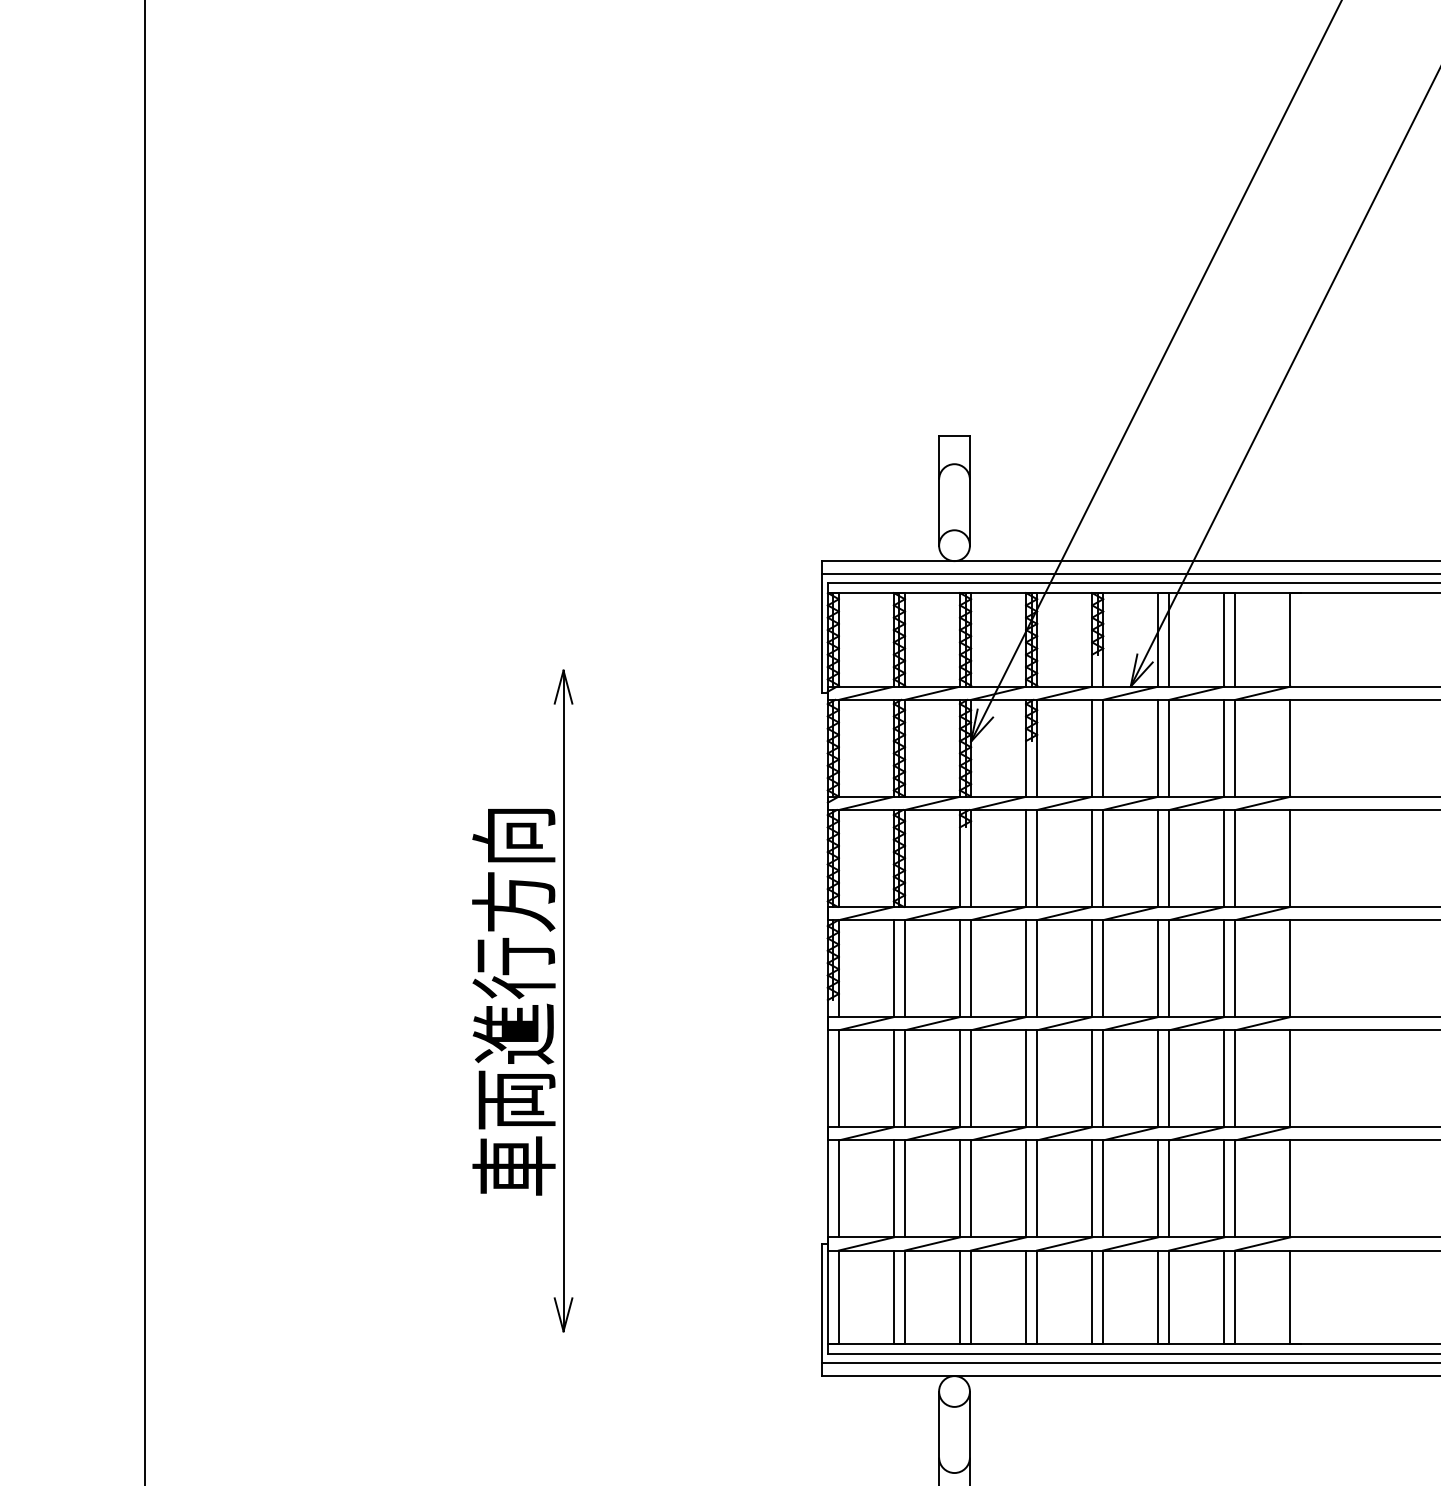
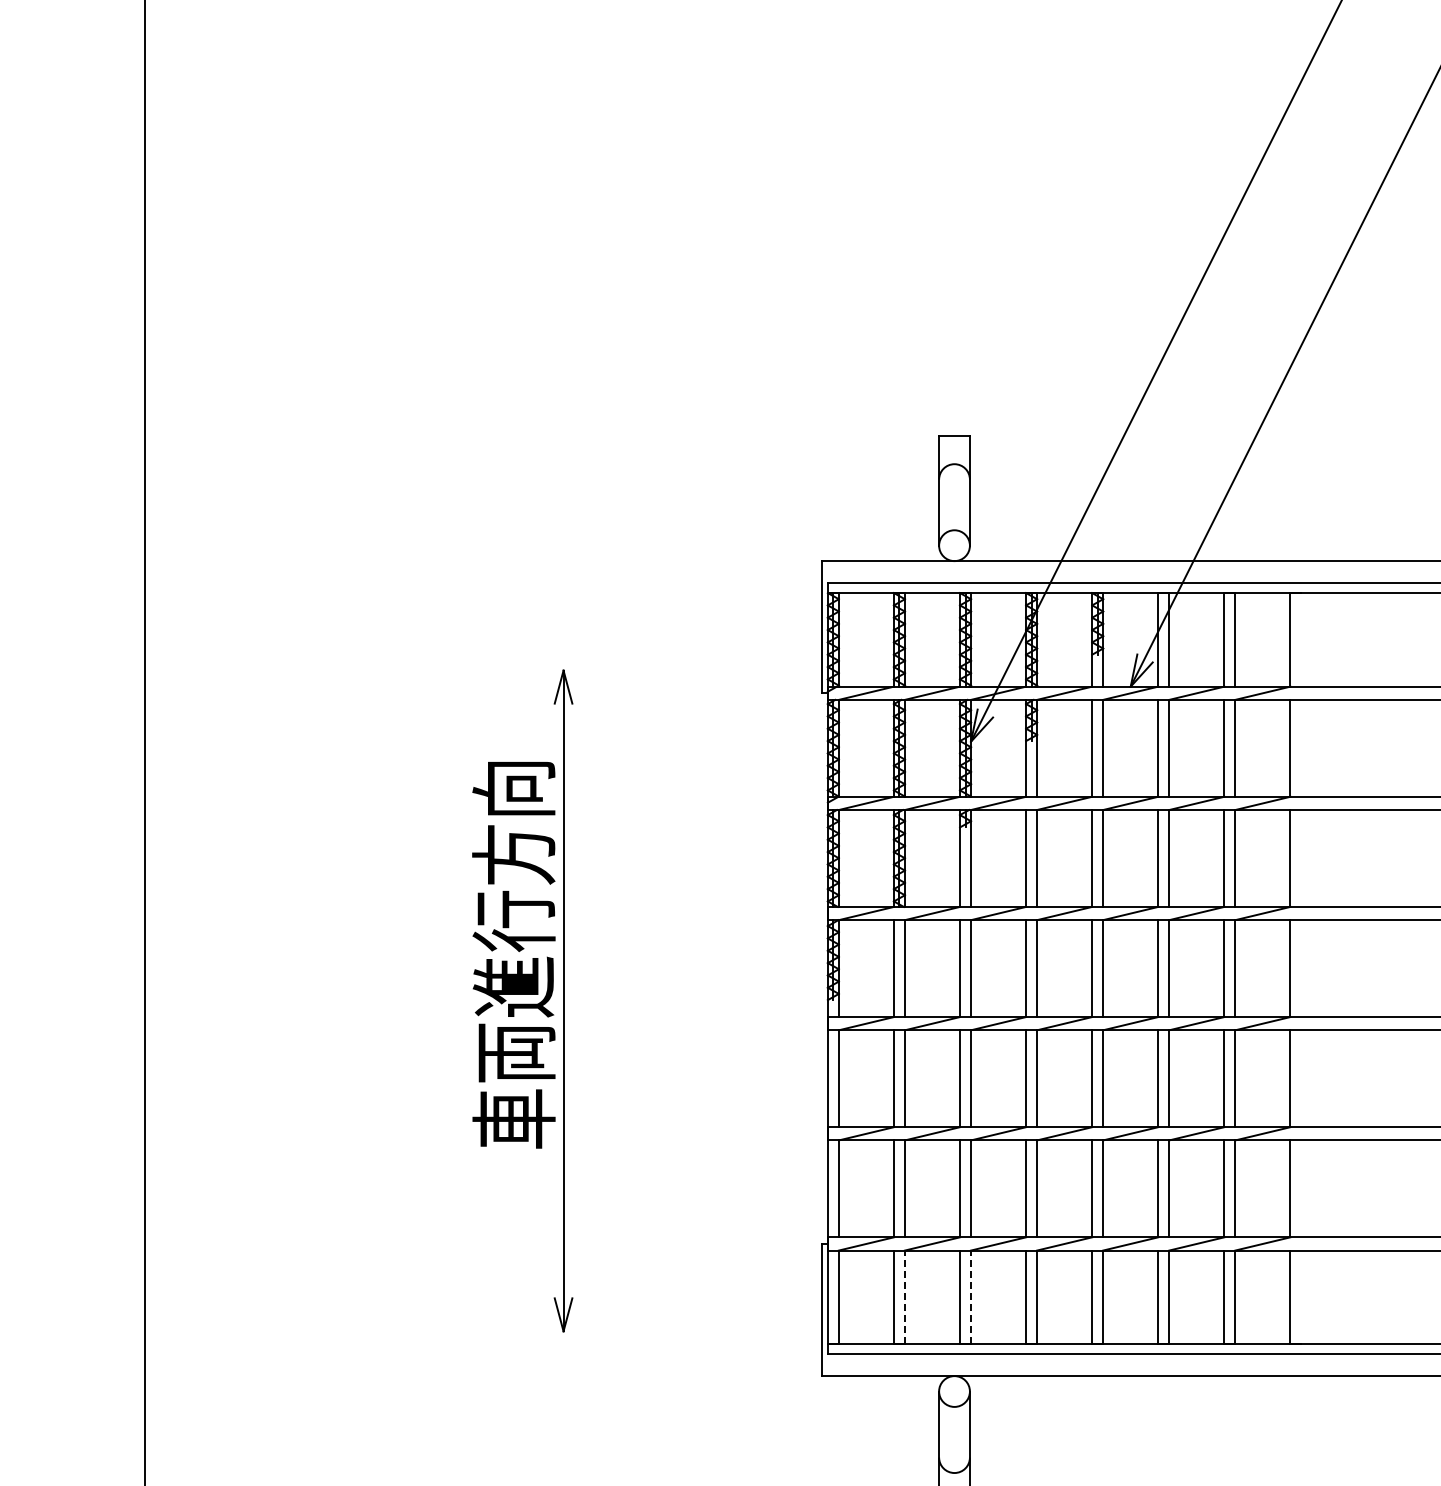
line: present -> none (1129, 574)
text position: (513, 1002) -> (513, 955) (513, 955)
line: solid -> dashed (904, 1297)
line: solid -> dashed (971, 1297)
line: present -> none (1129, 1362)
